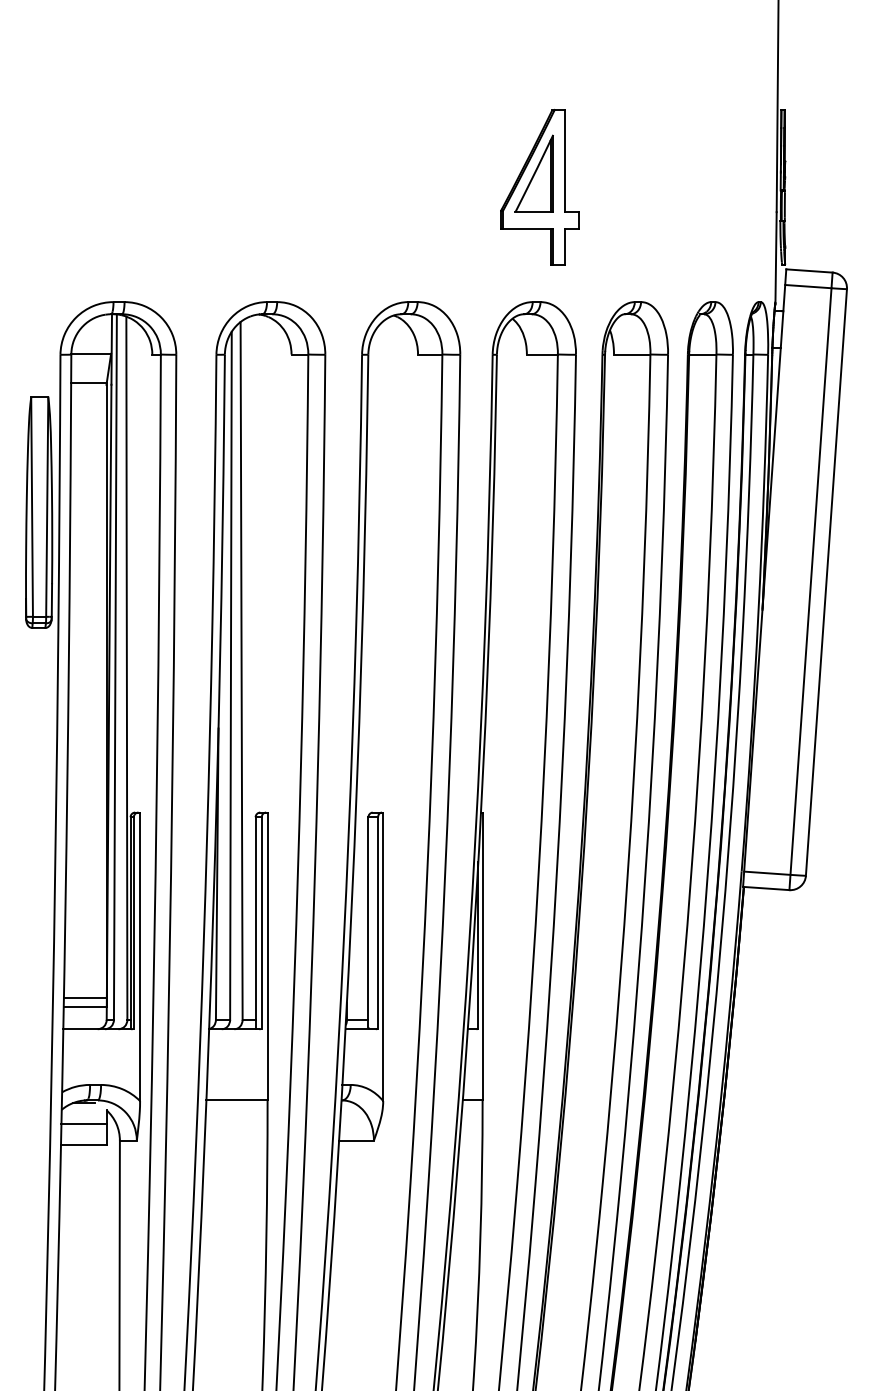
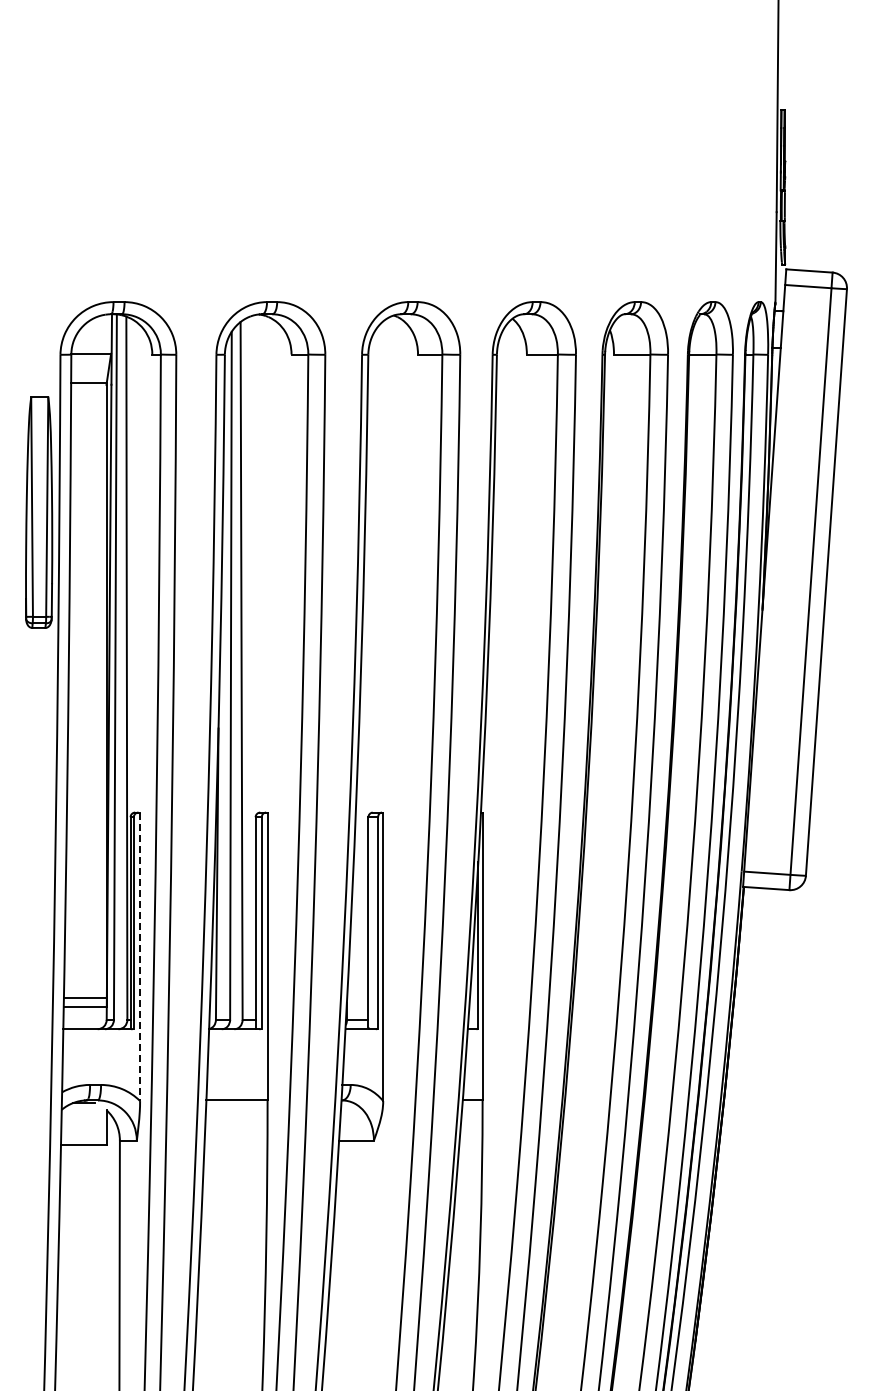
part: present -> none (539, 187)
line: solid -> dashed (140, 957)
line: present -> none (83, 1124)
